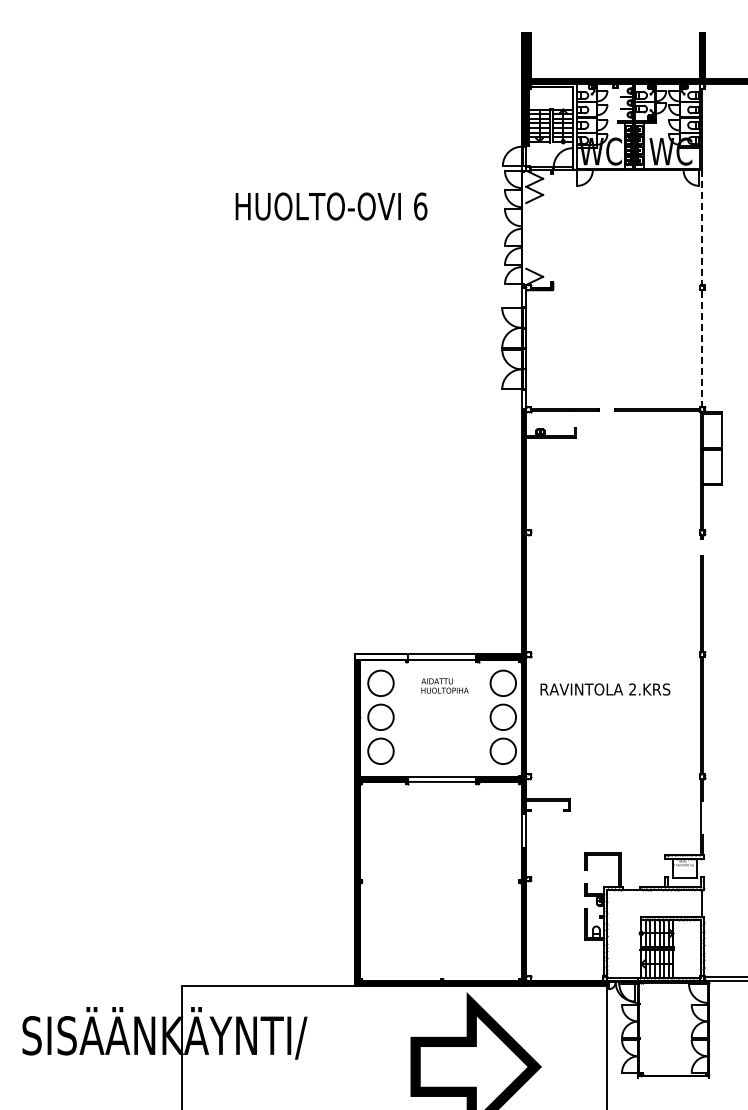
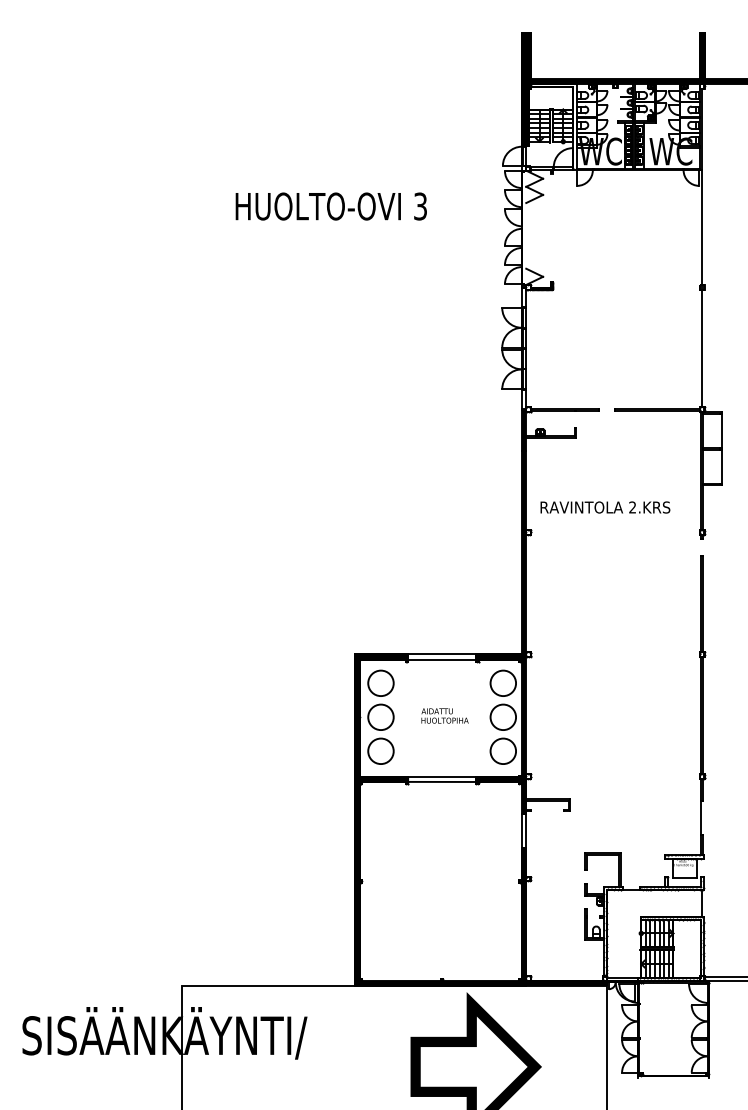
text: 6 -> 3 (420, 206)
line: dashed -> solid (702, 288)
fill: none -> present (381, 656)
text position: (444, 685) -> (444, 715) (444, 715)
text position: (605, 689) -> (605, 507) (605, 507)
